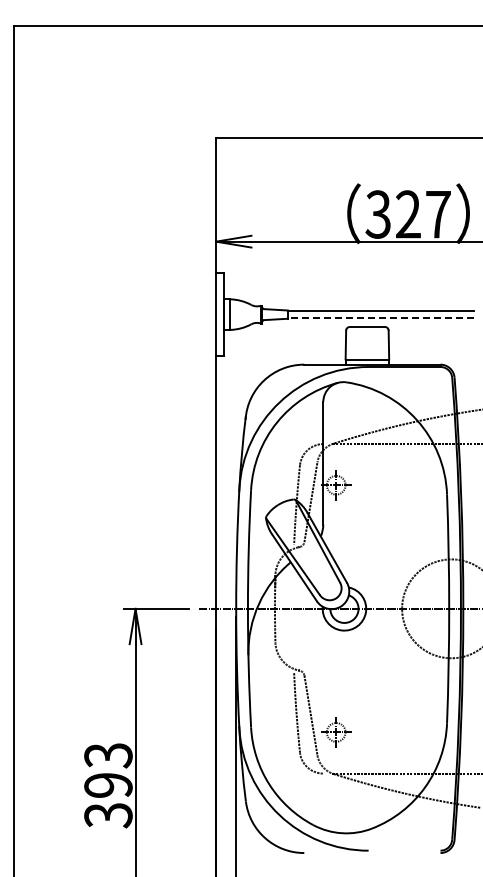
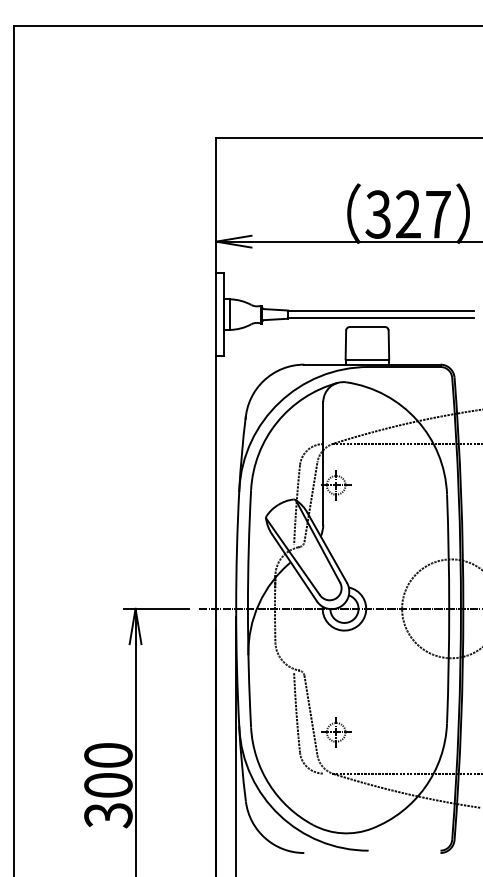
line: dashed -> solid (380, 318)
text: 393 -> 300 (108, 770)
